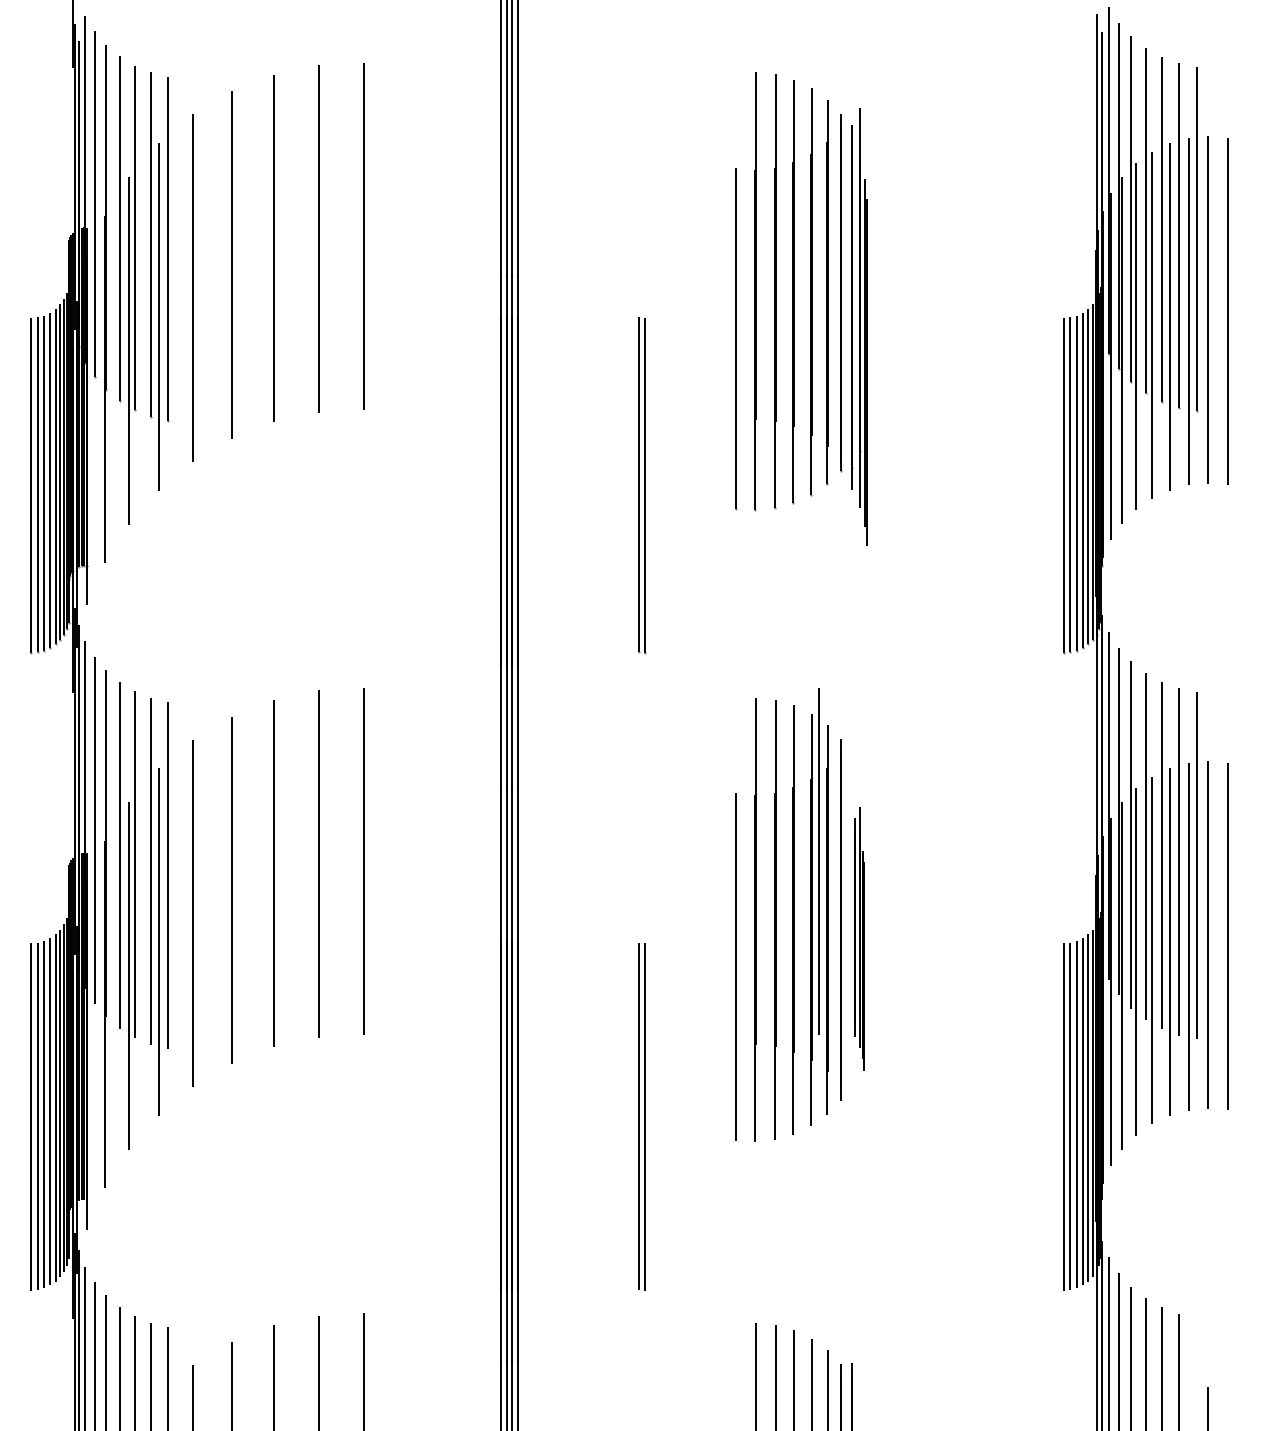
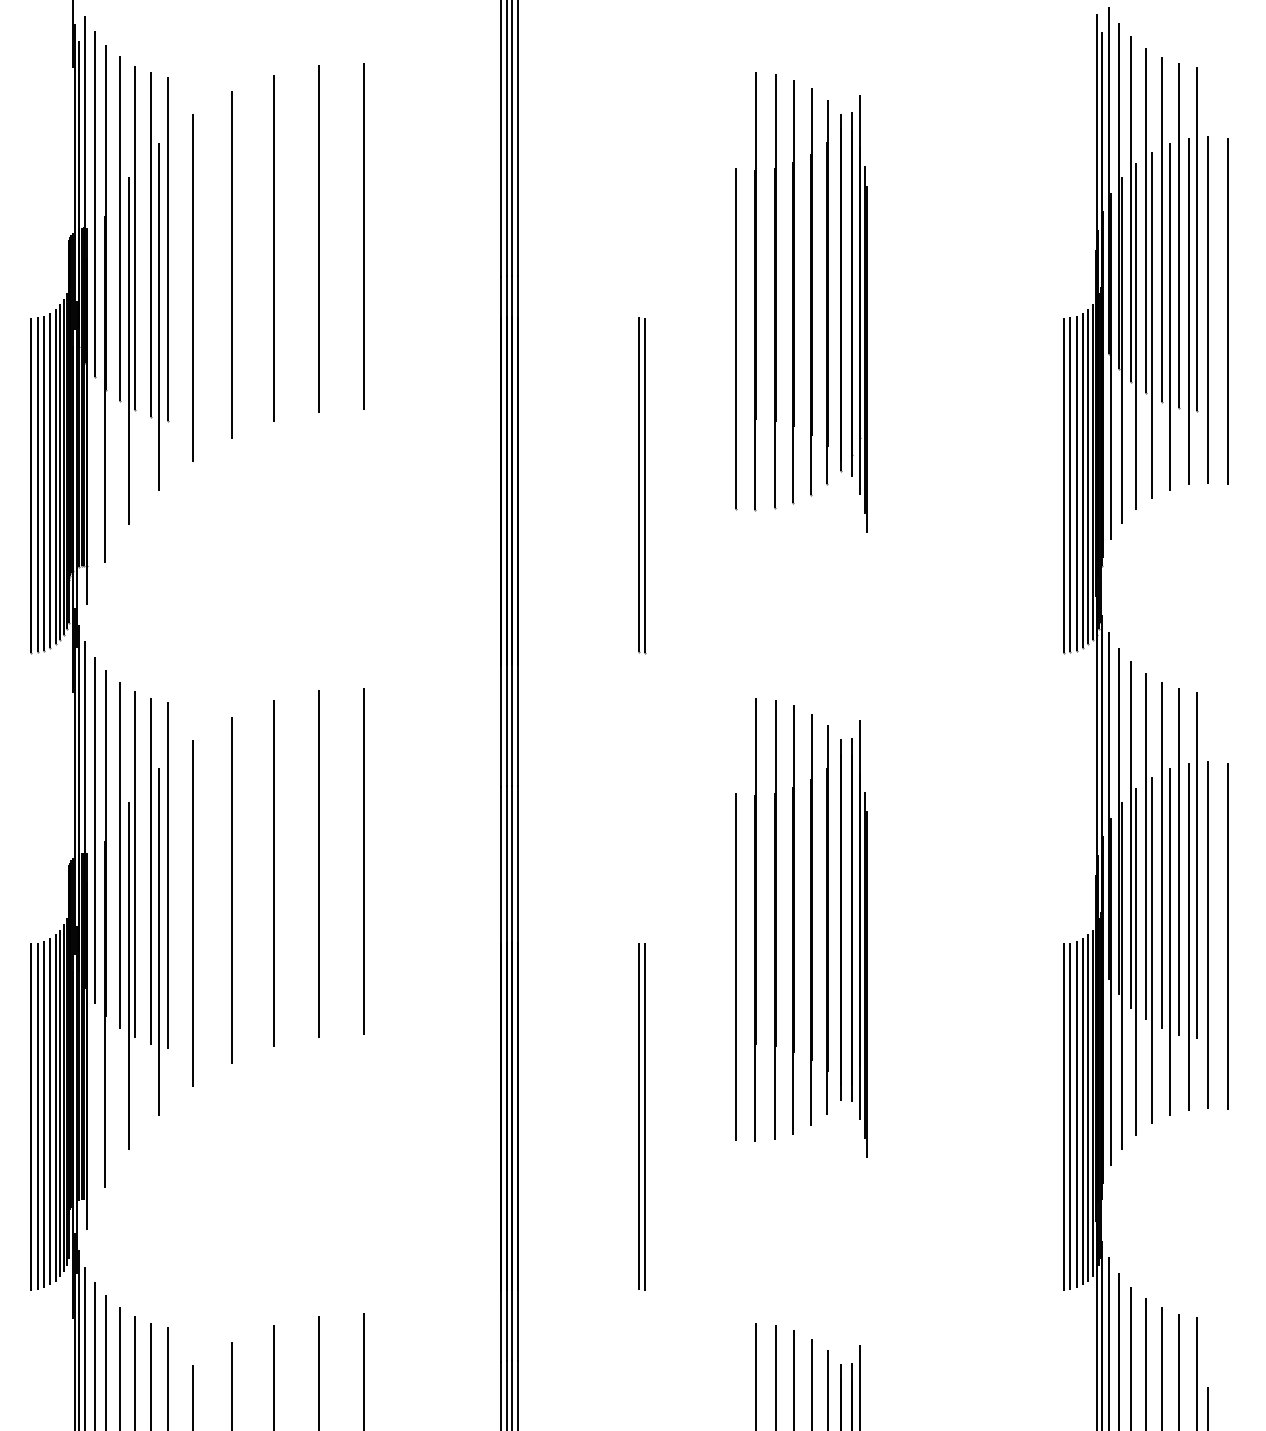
part position: (859, 326) -> (859, 313) (859, 313)
line: present -> none (818, 861)
part size: 11x264 px -> 17x438 px (859, 938)
line: none -> present (1197, 1372)
line: none -> present (860, 1386)
